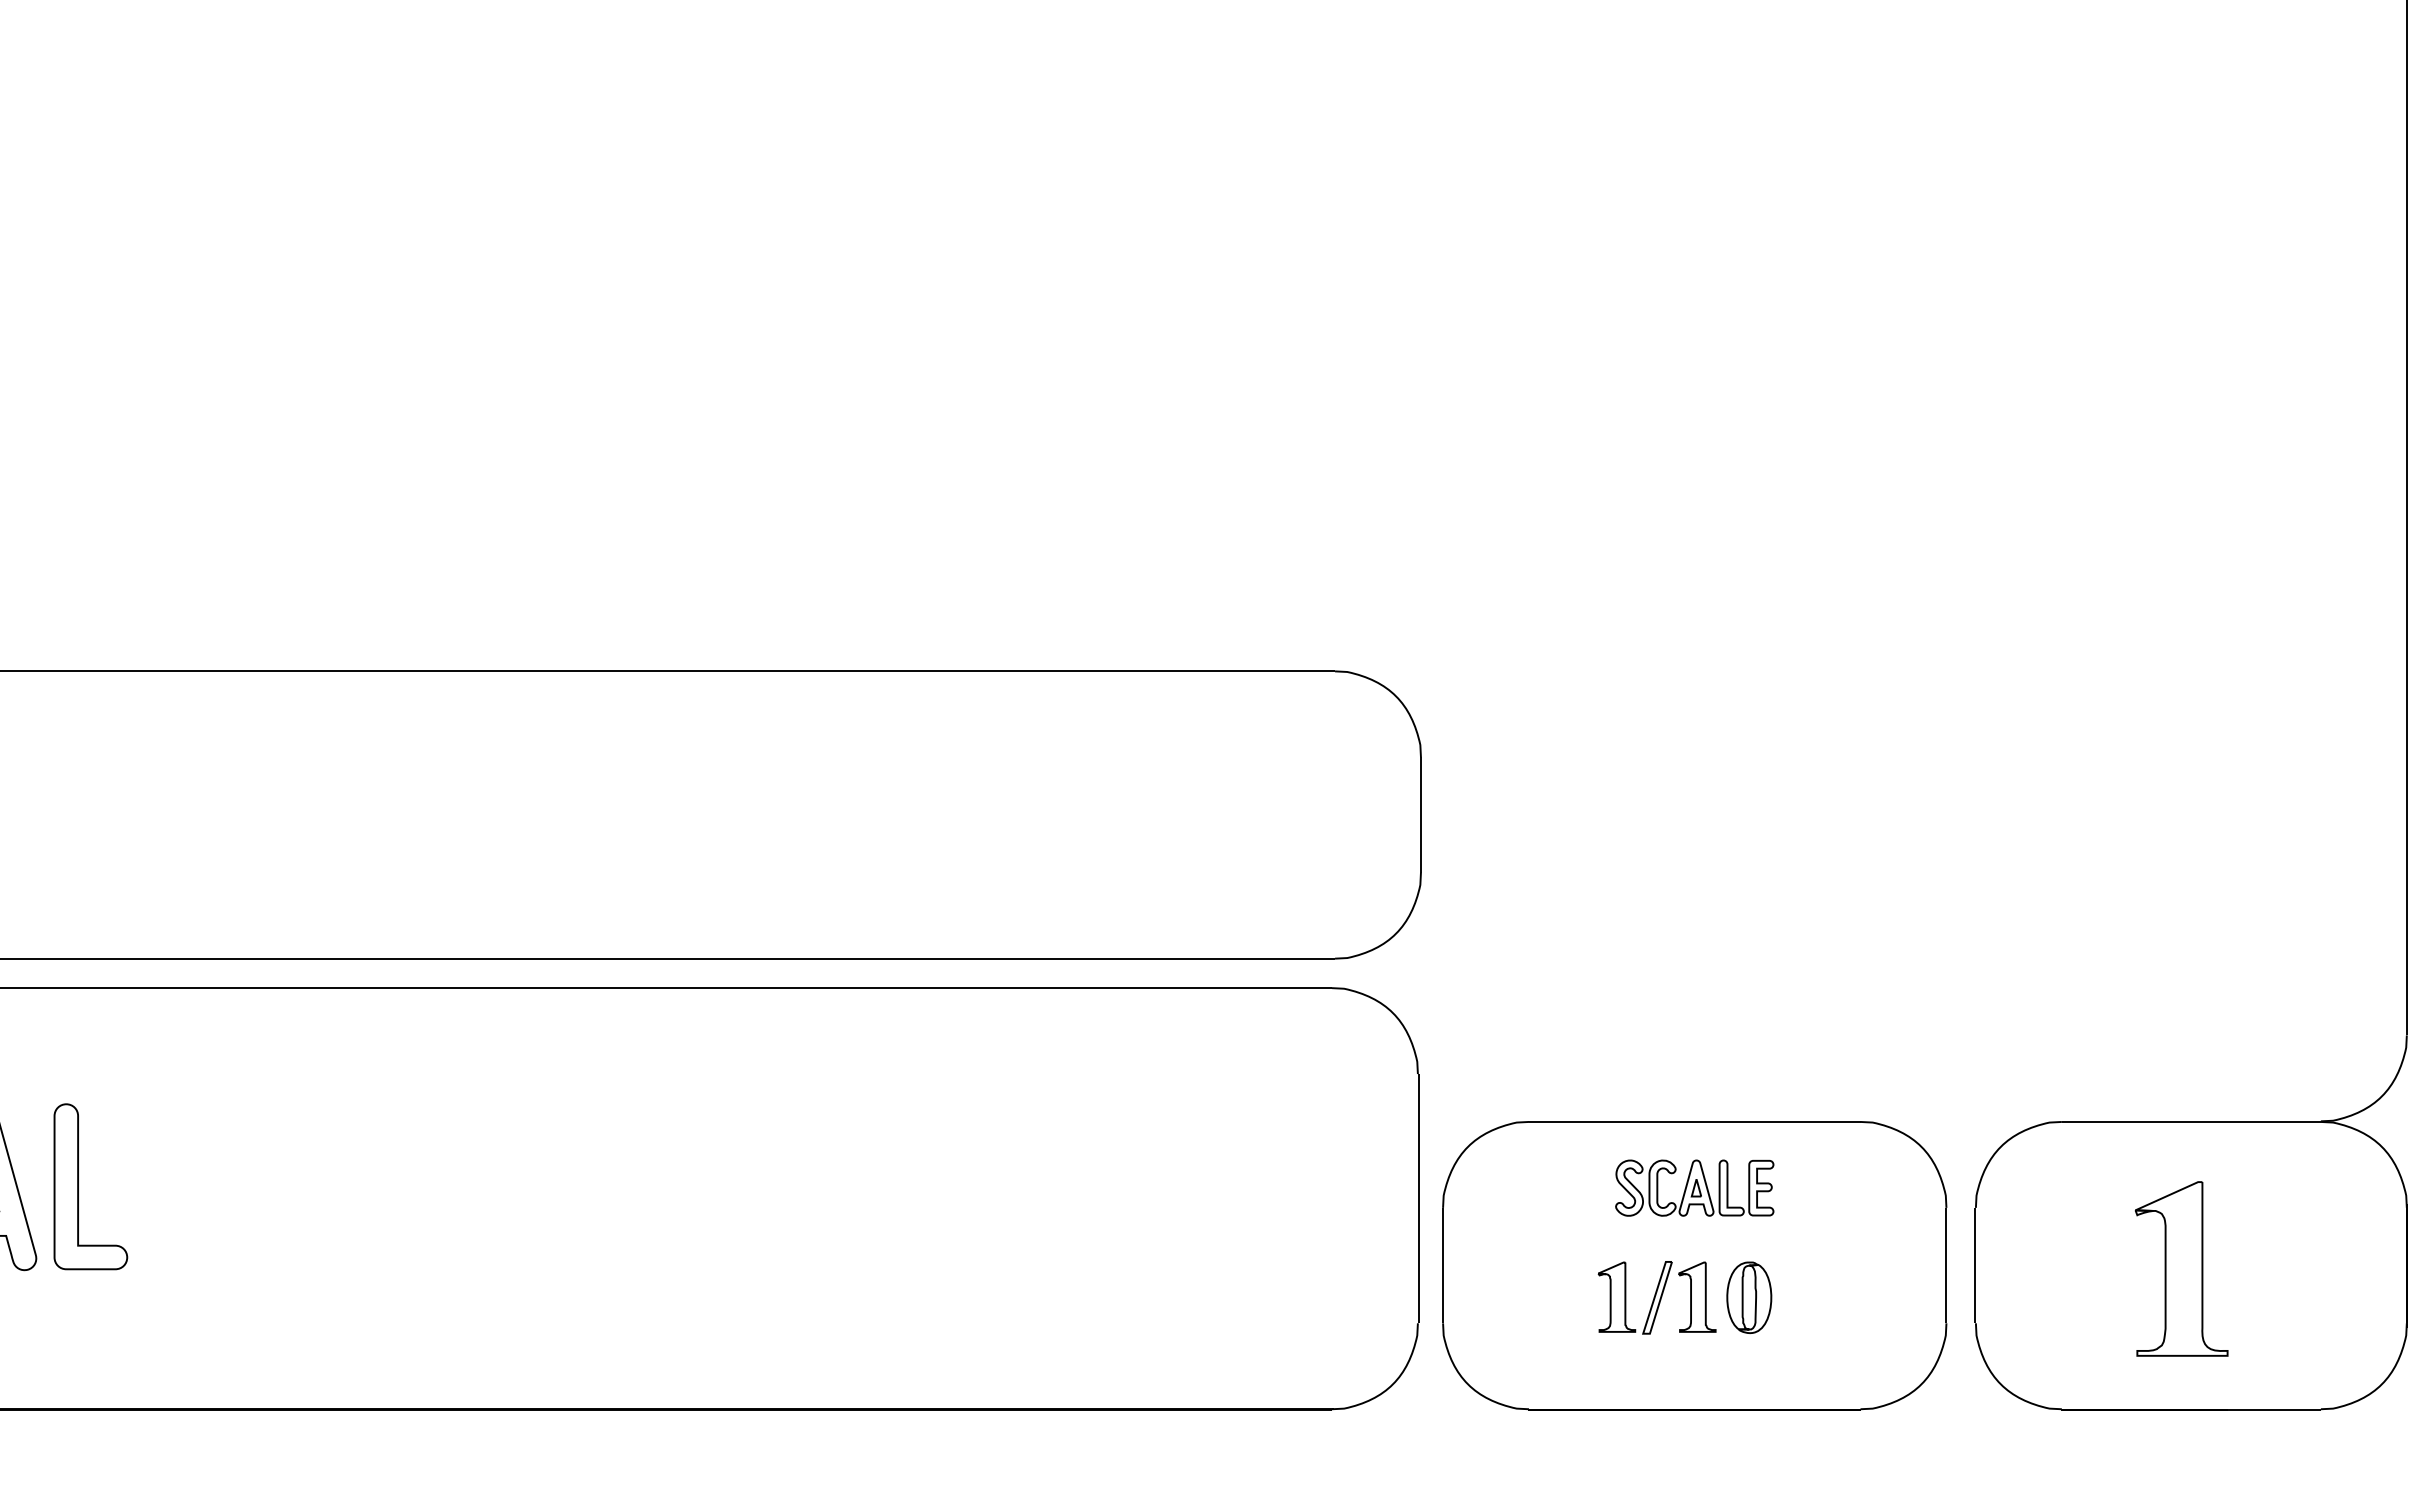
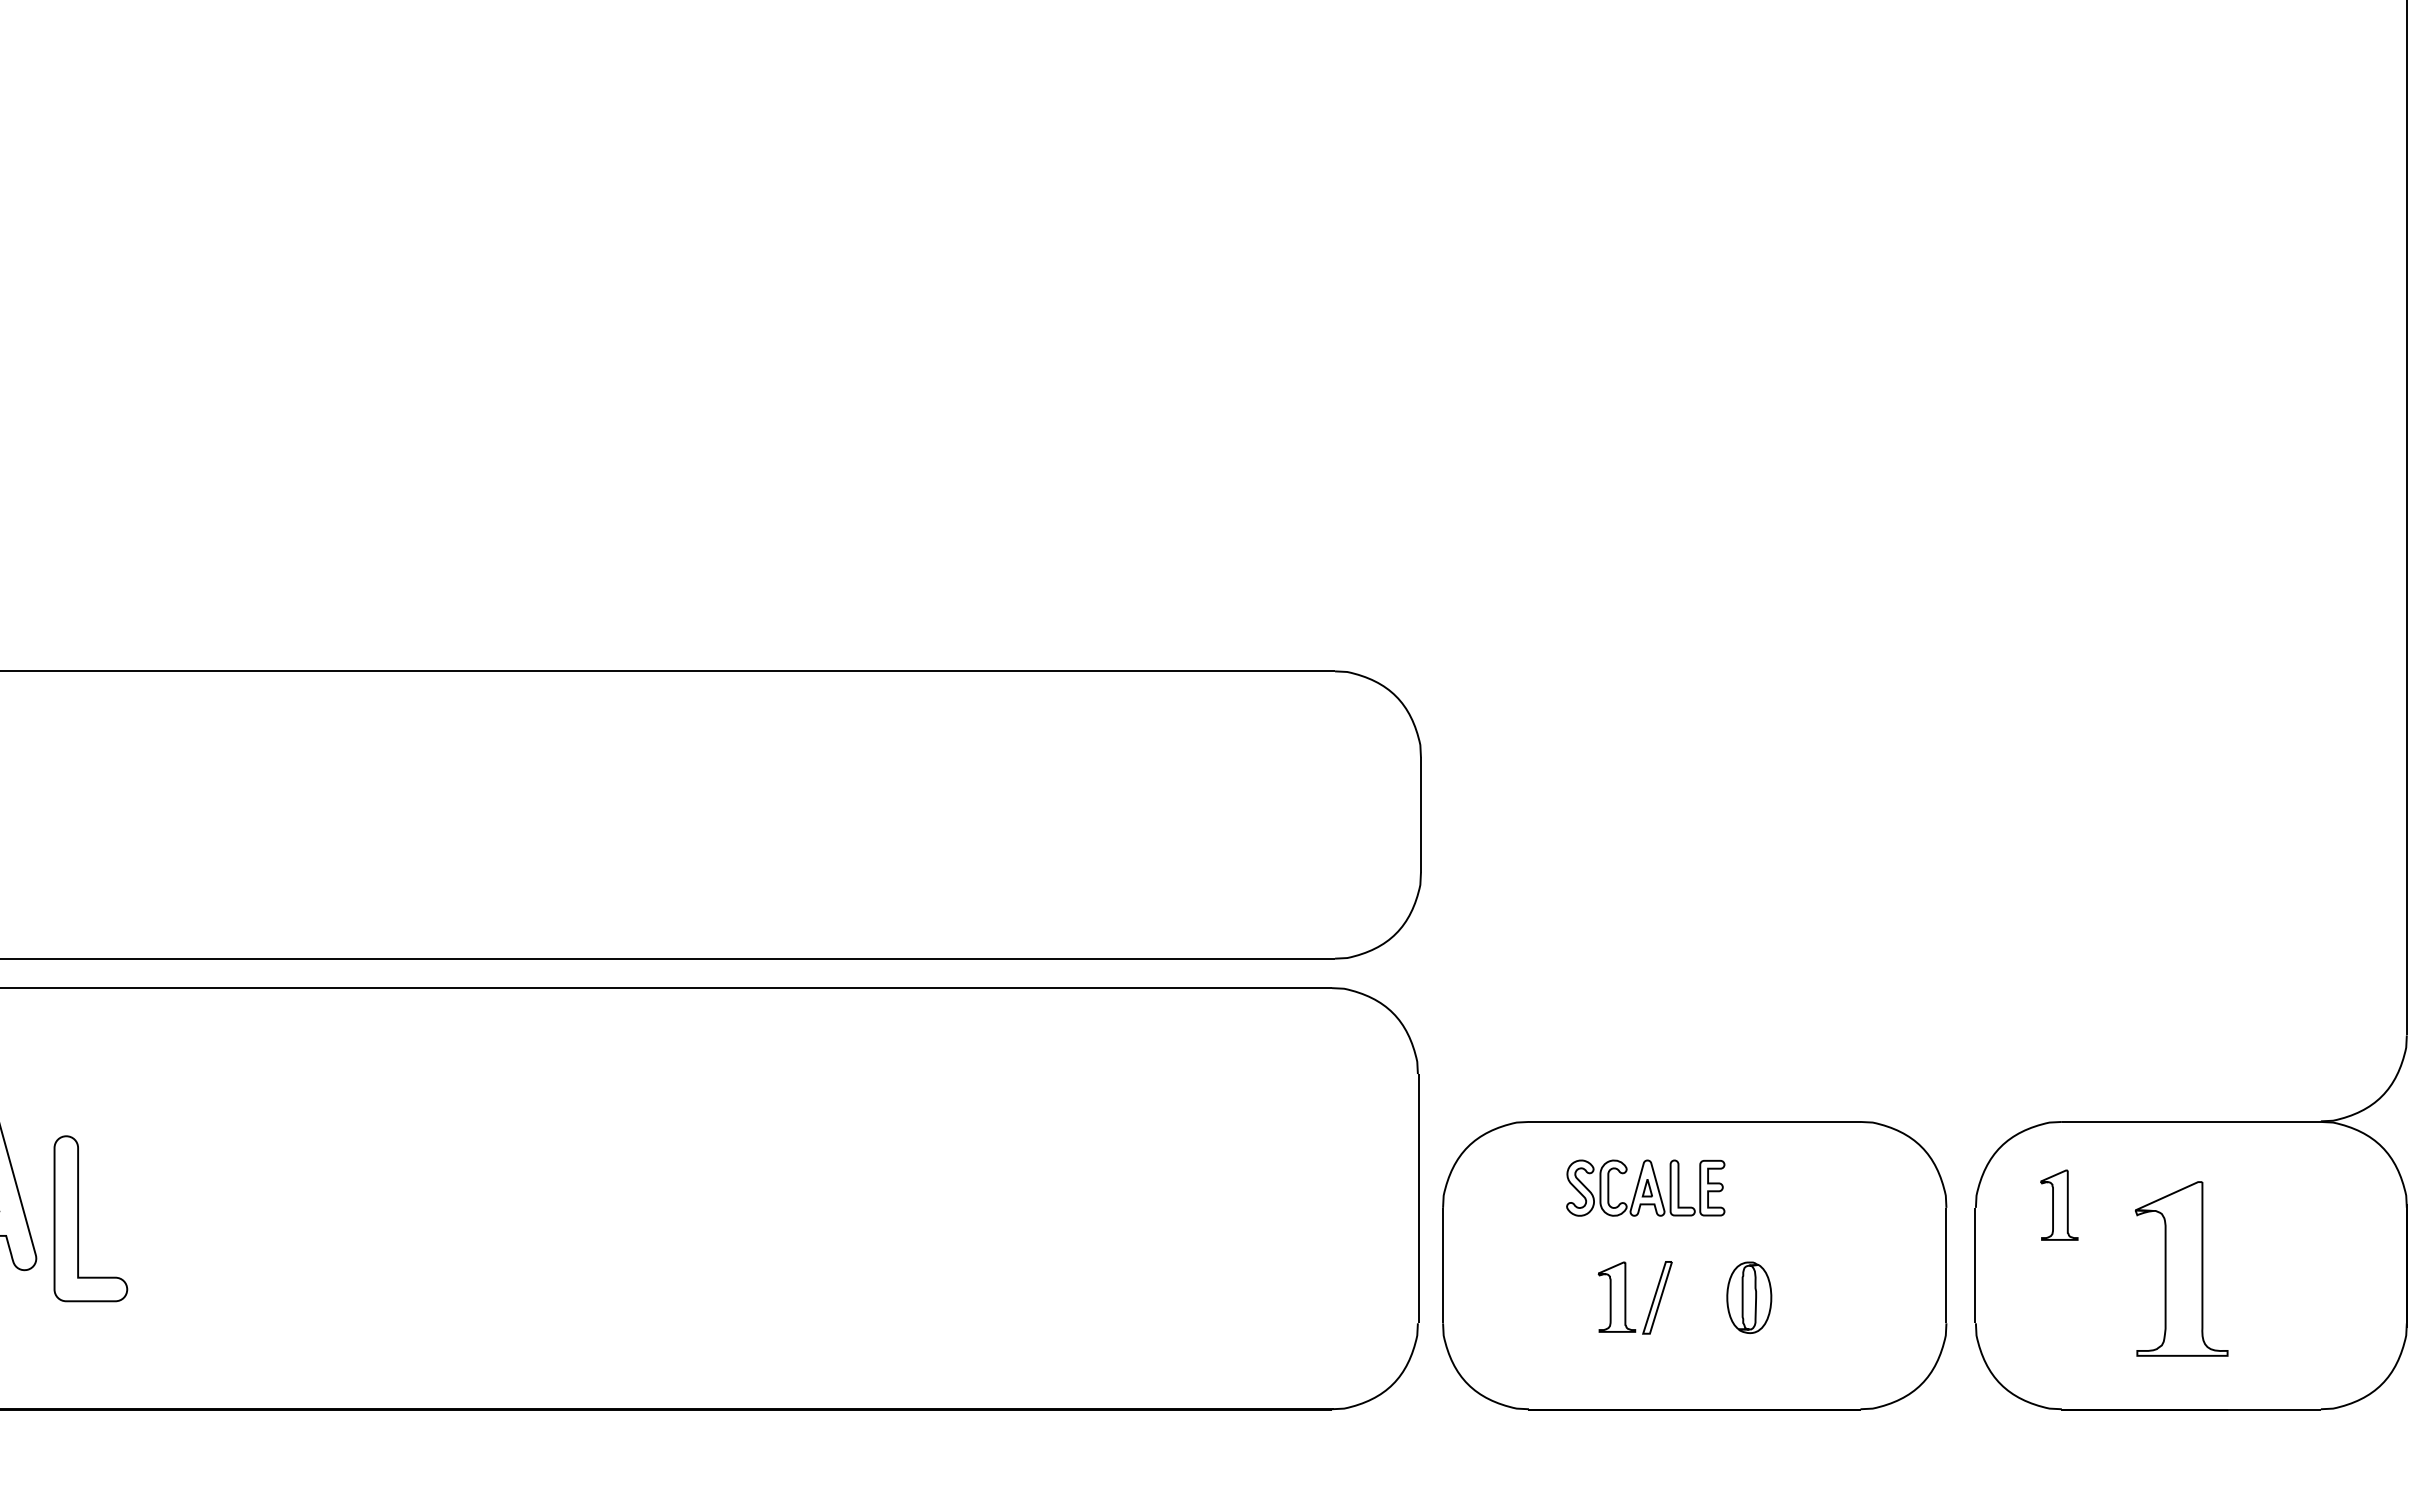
part position: (78, 1186) -> (78, 1218) (78, 1218)
part position: (1694, 1187) -> (1645, 1187) (1645, 1187)
part position: (1697, 1296) -> (2059, 1204) (2059, 1204)
